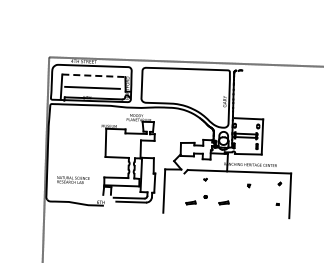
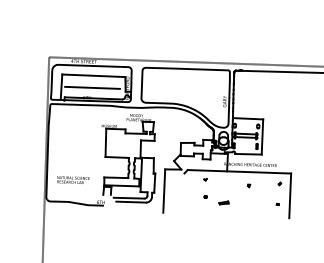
line: none -> present (278, 71)
line: dashed -> solid (93, 75)
part: present -> none (190, 202)
